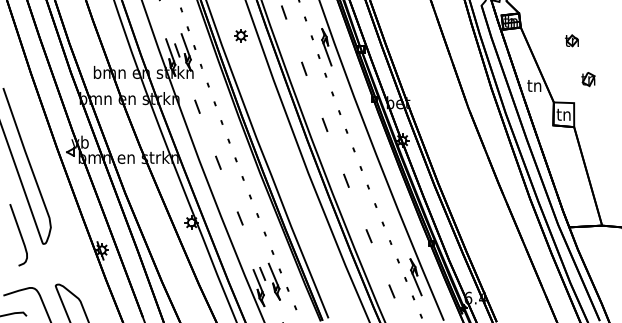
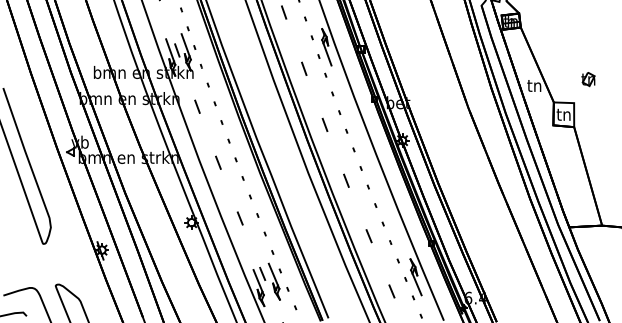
part: present -> none (240, 35)
part: present -> none (571, 40)
curve: present -> none (19, 234)
